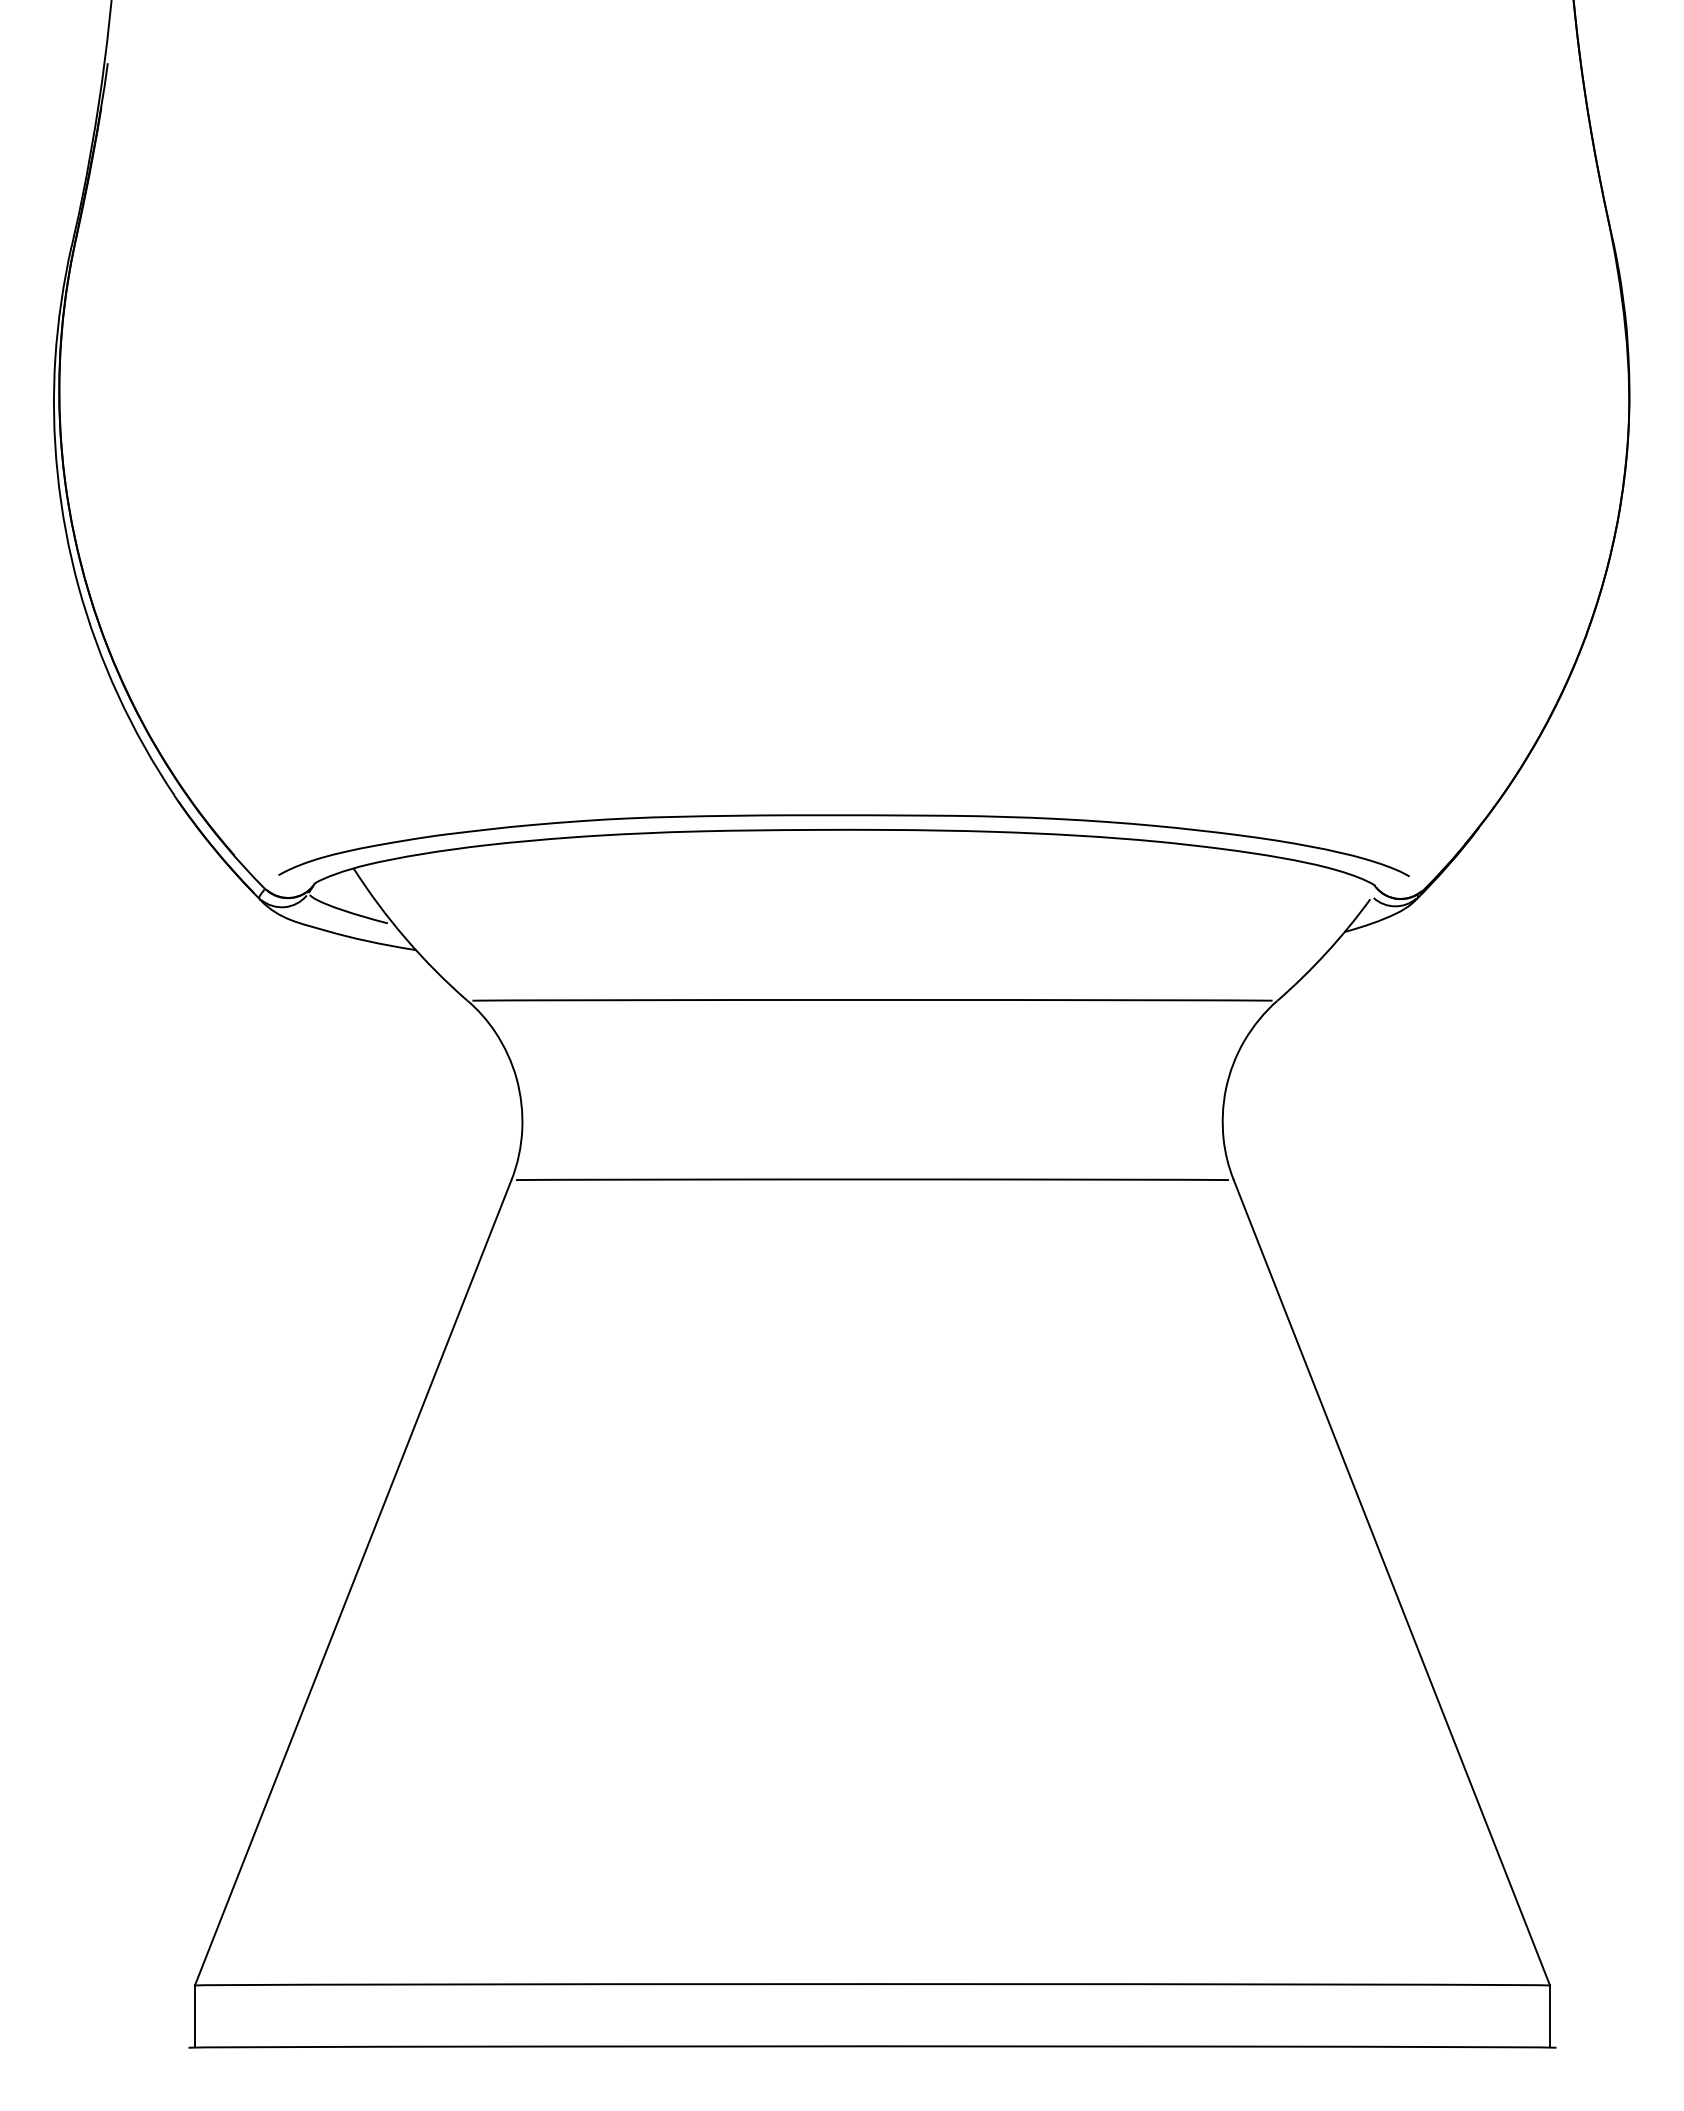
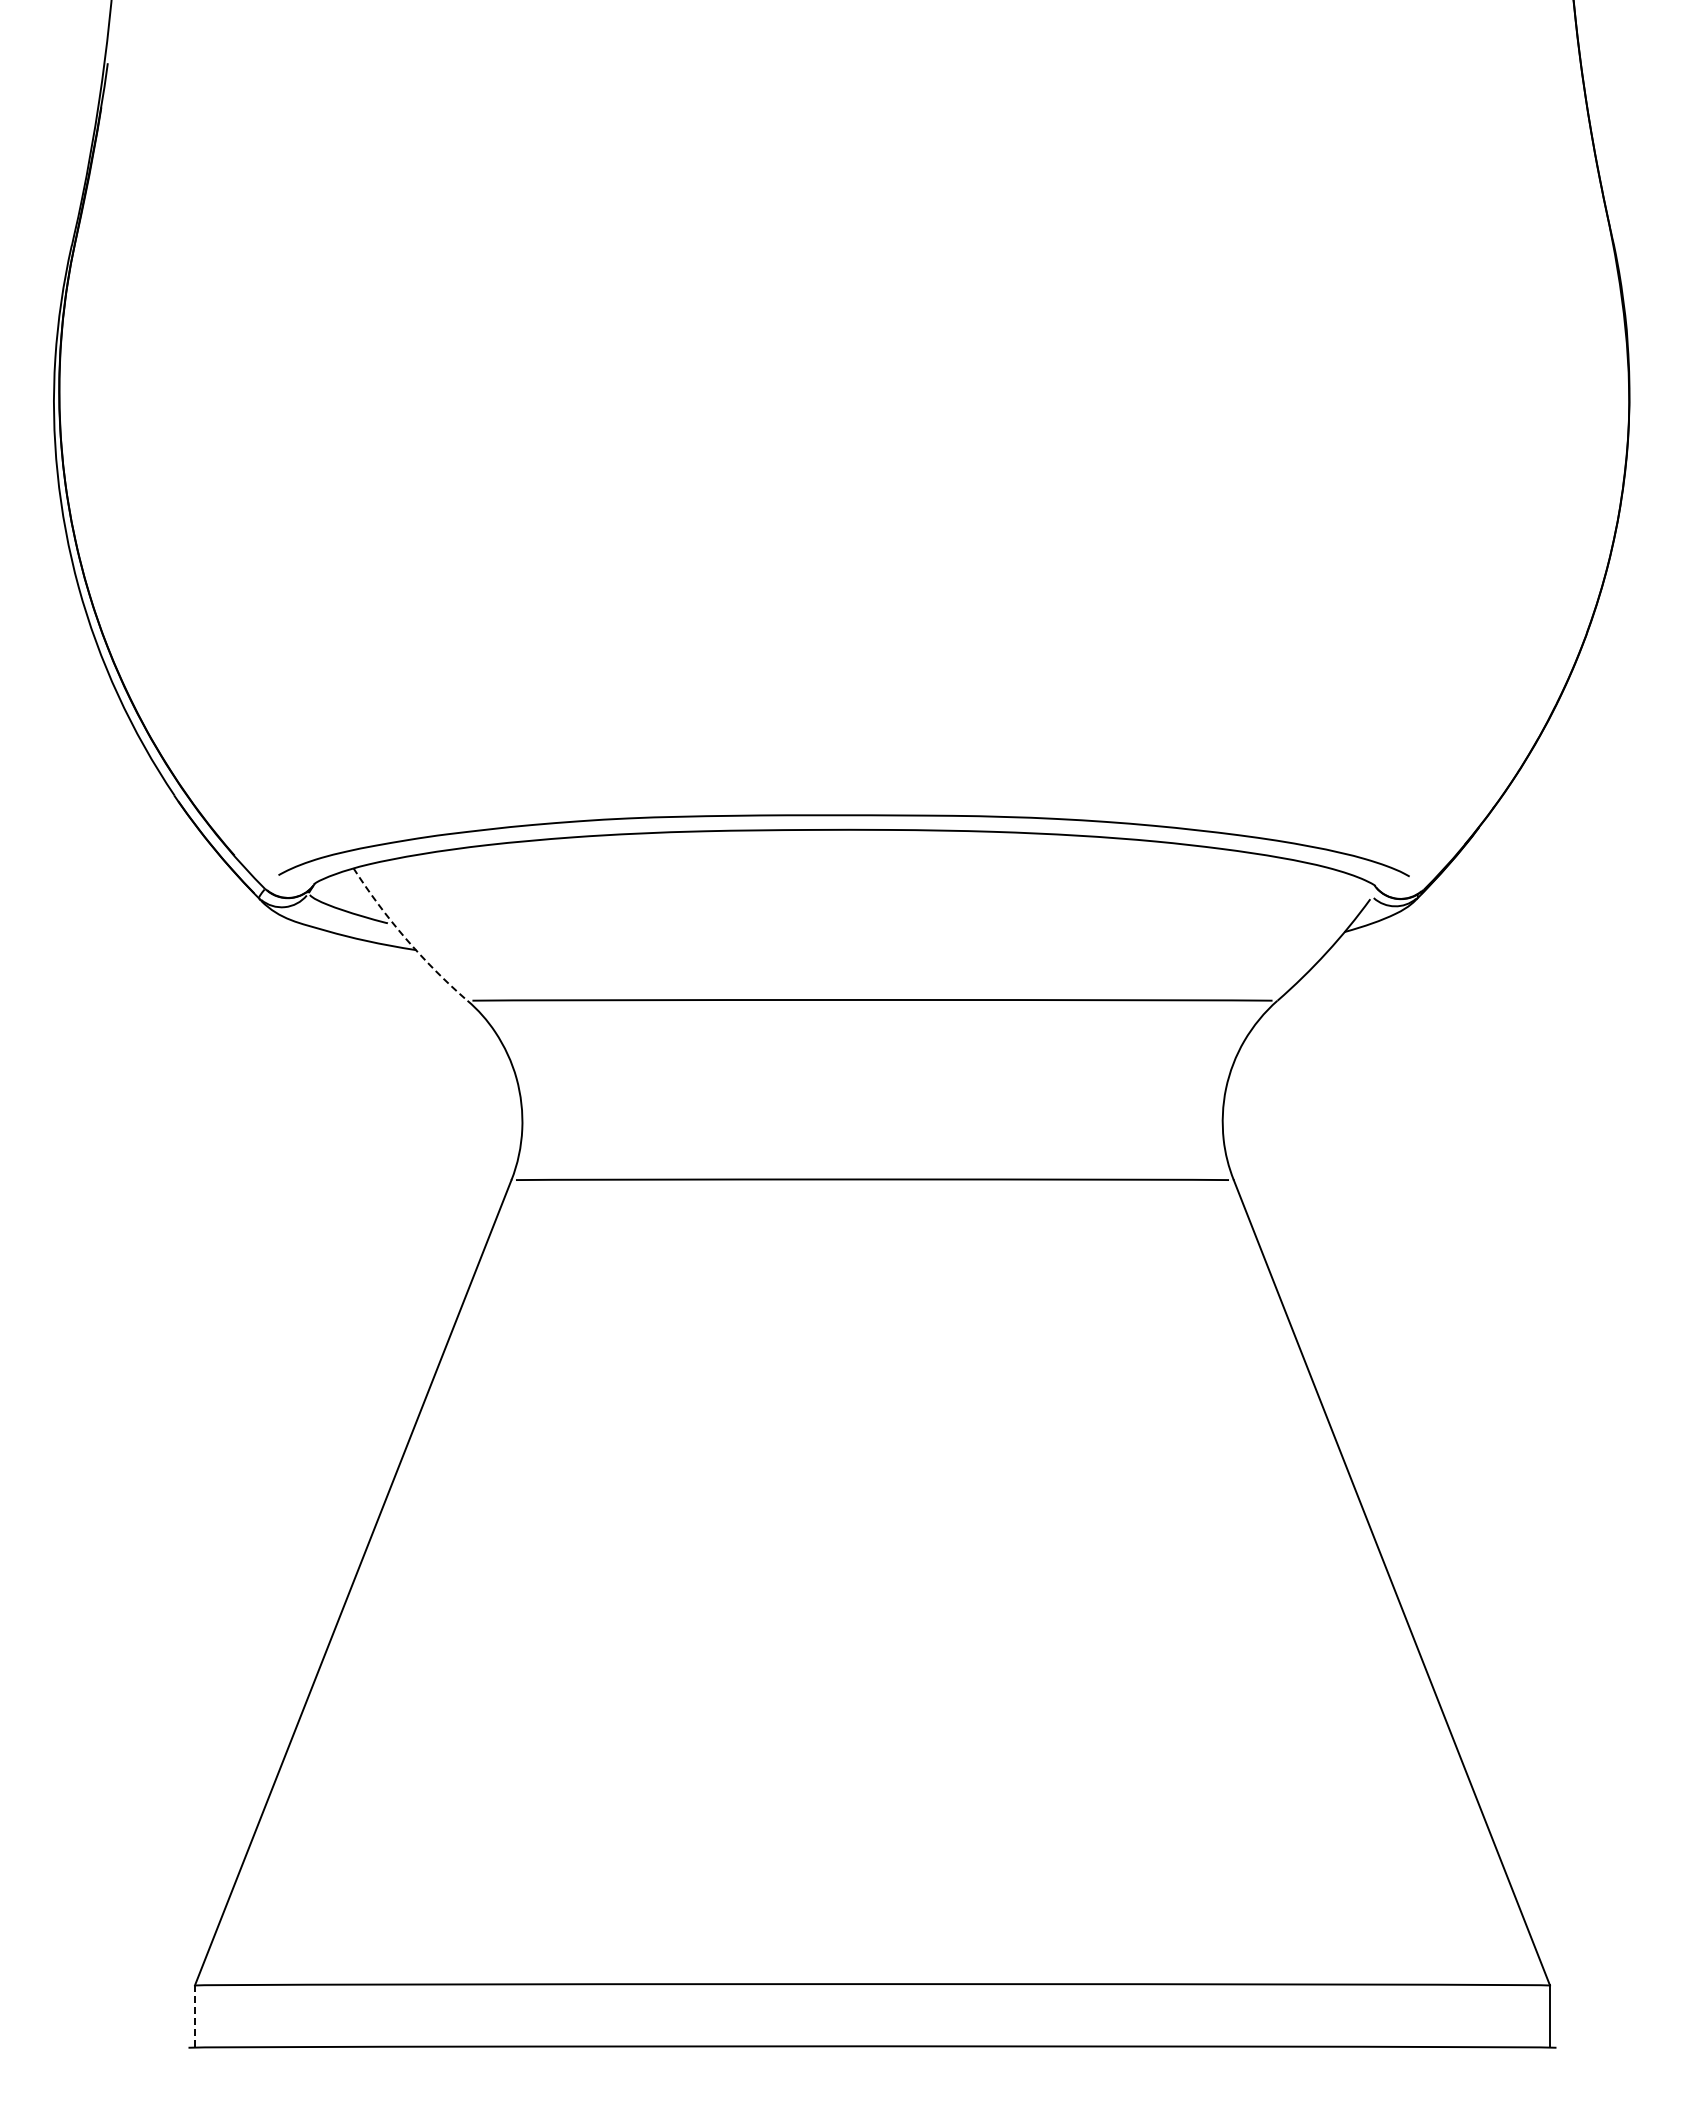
arc: solid -> dashed (405, 938)
line: solid -> dashed (194, 2016)
